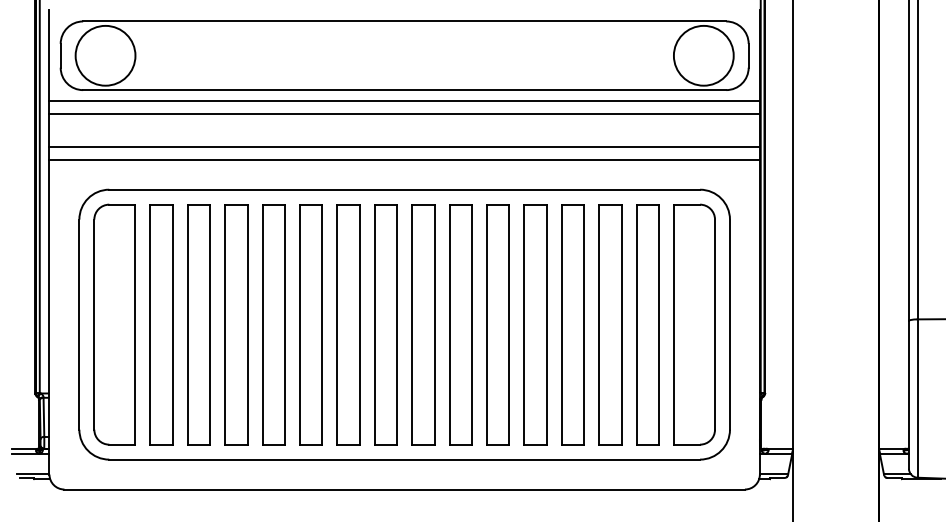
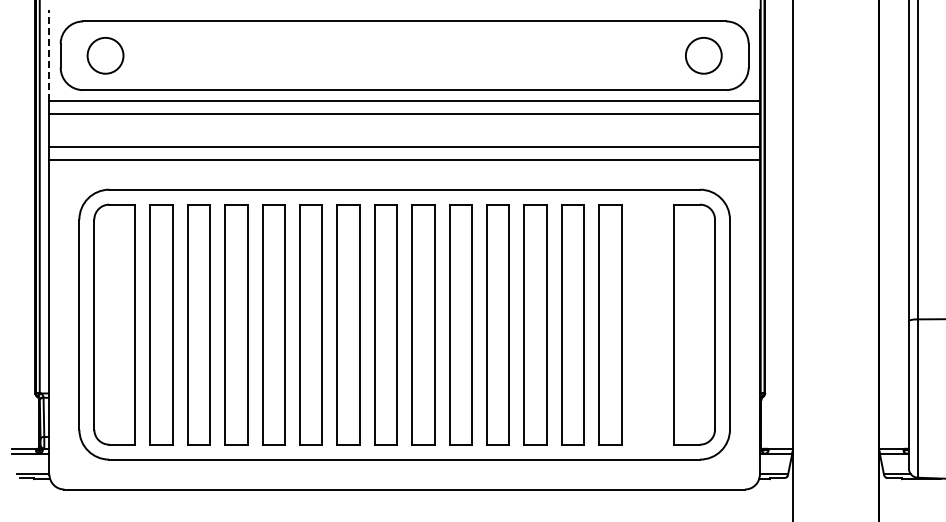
line: solid -> dashed (49, 55)
circle diameter: 60 px -> 36 px (105, 55)
circle diameter: 60 px -> 36 px (703, 55)
part: present -> none (647, 324)
